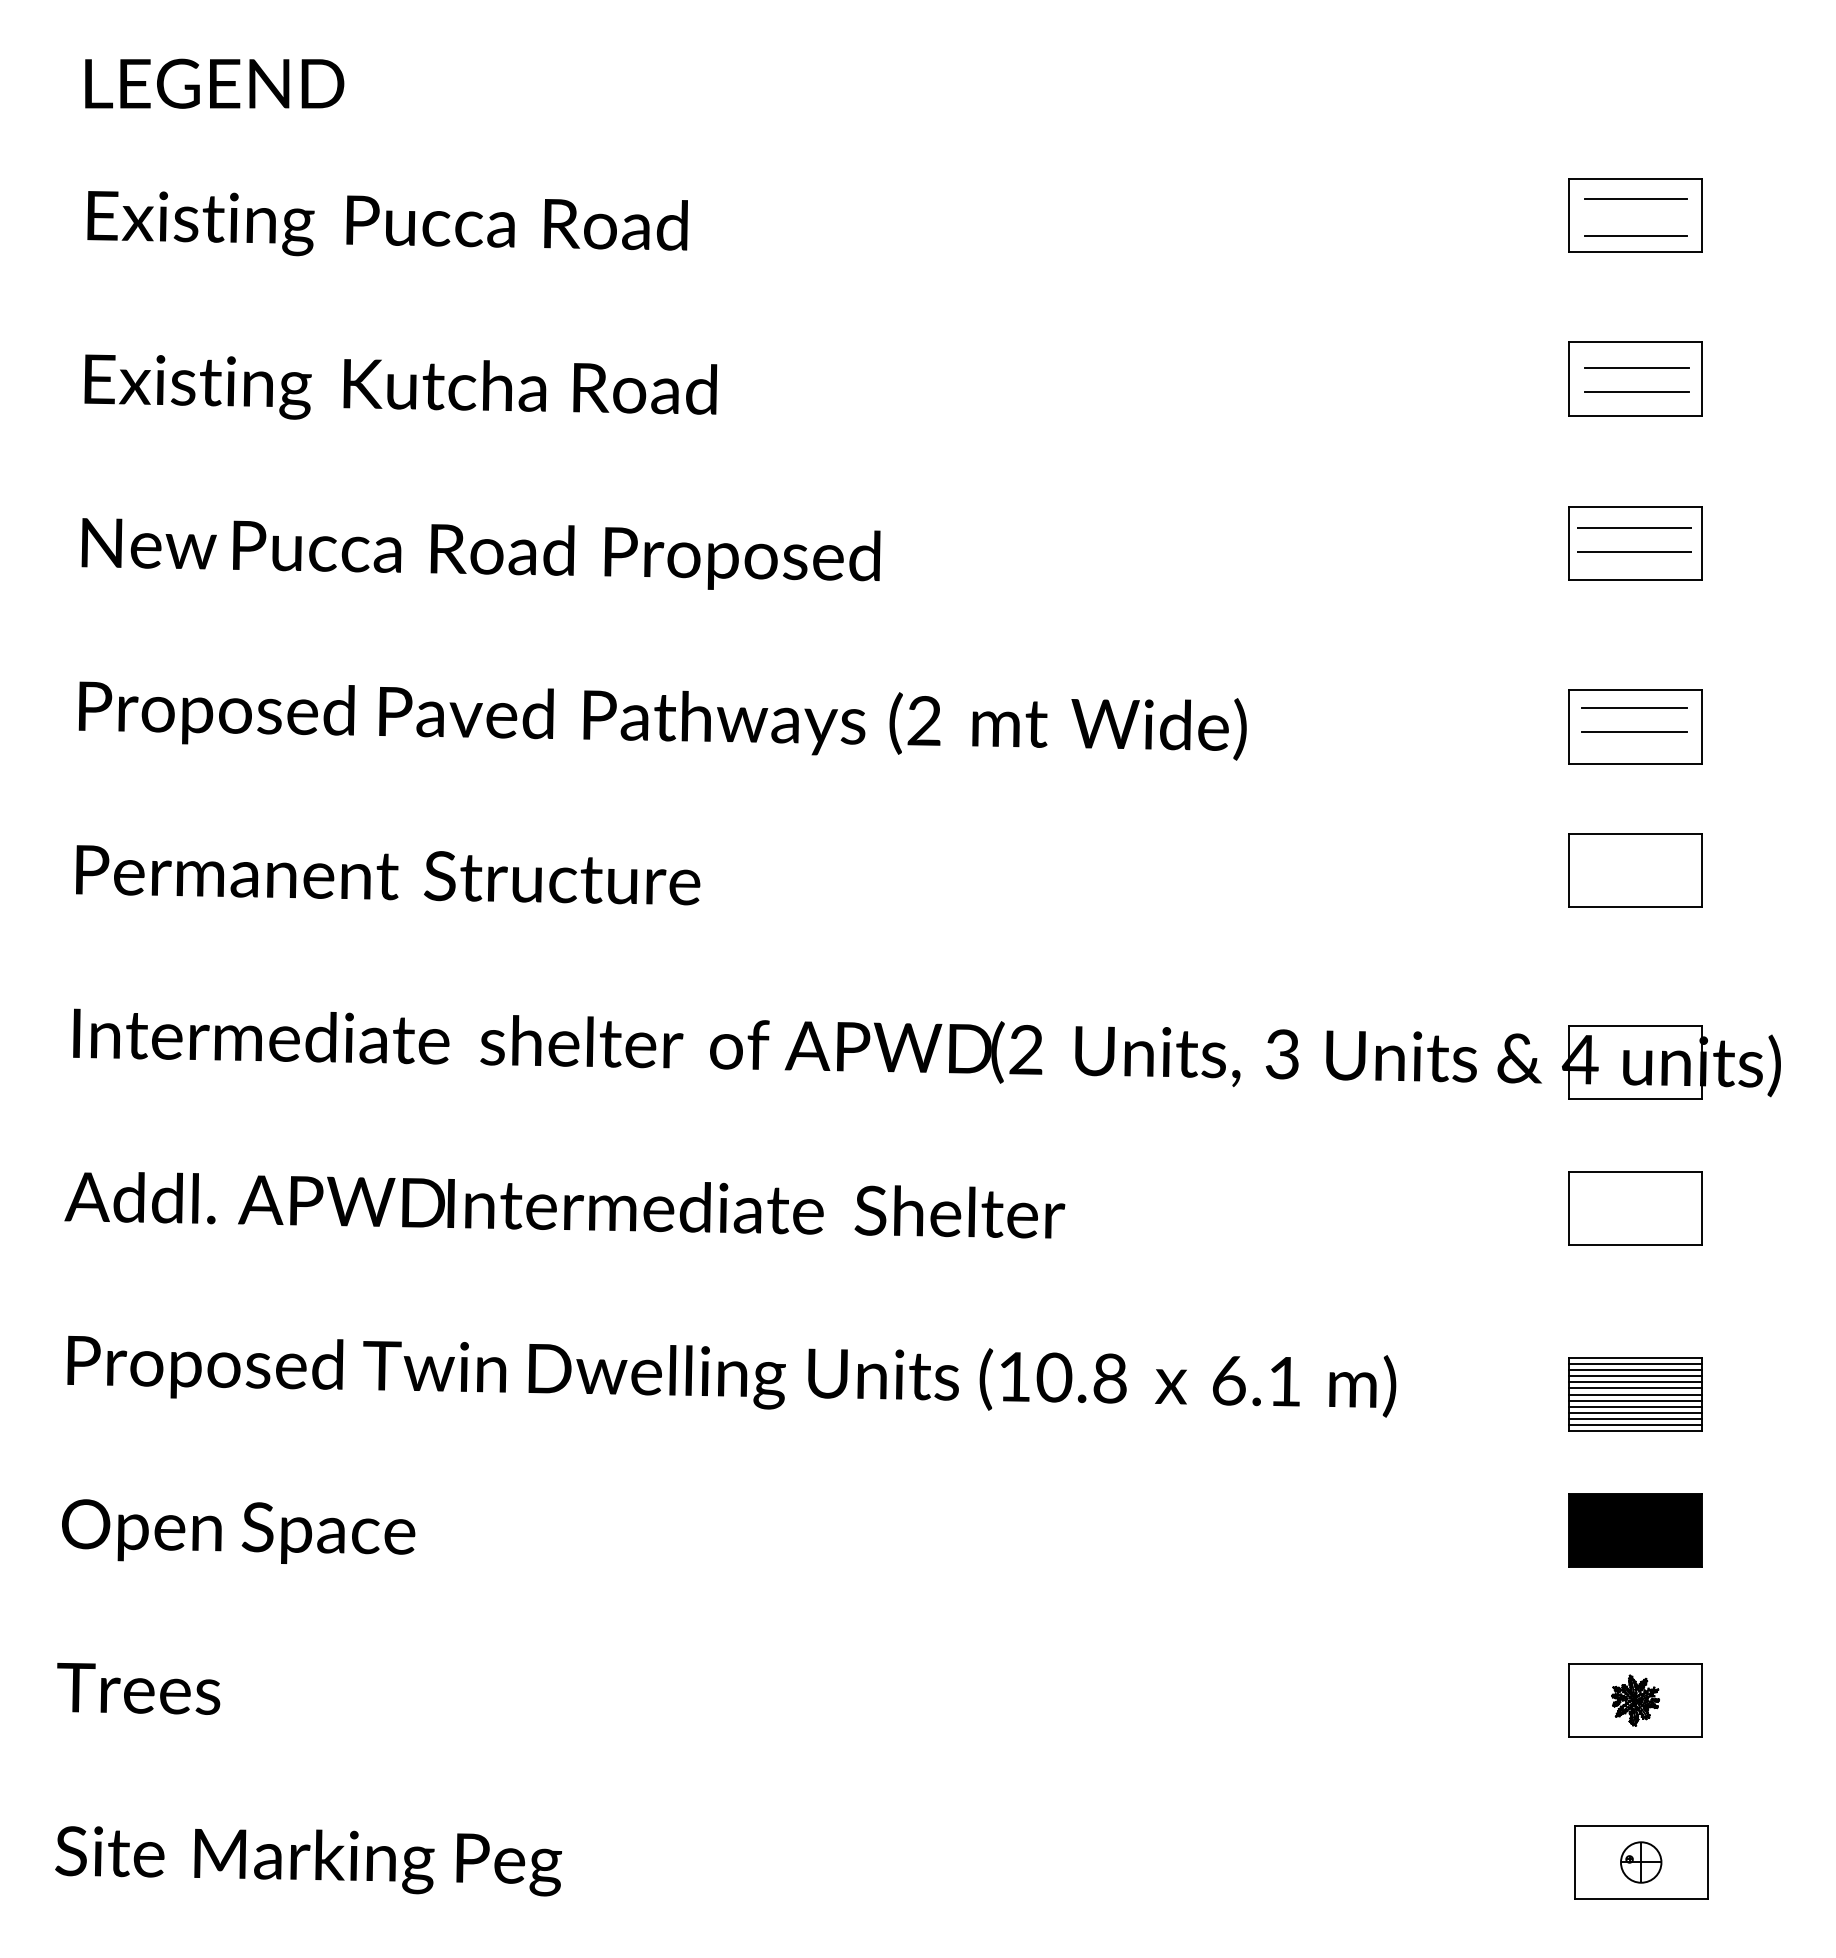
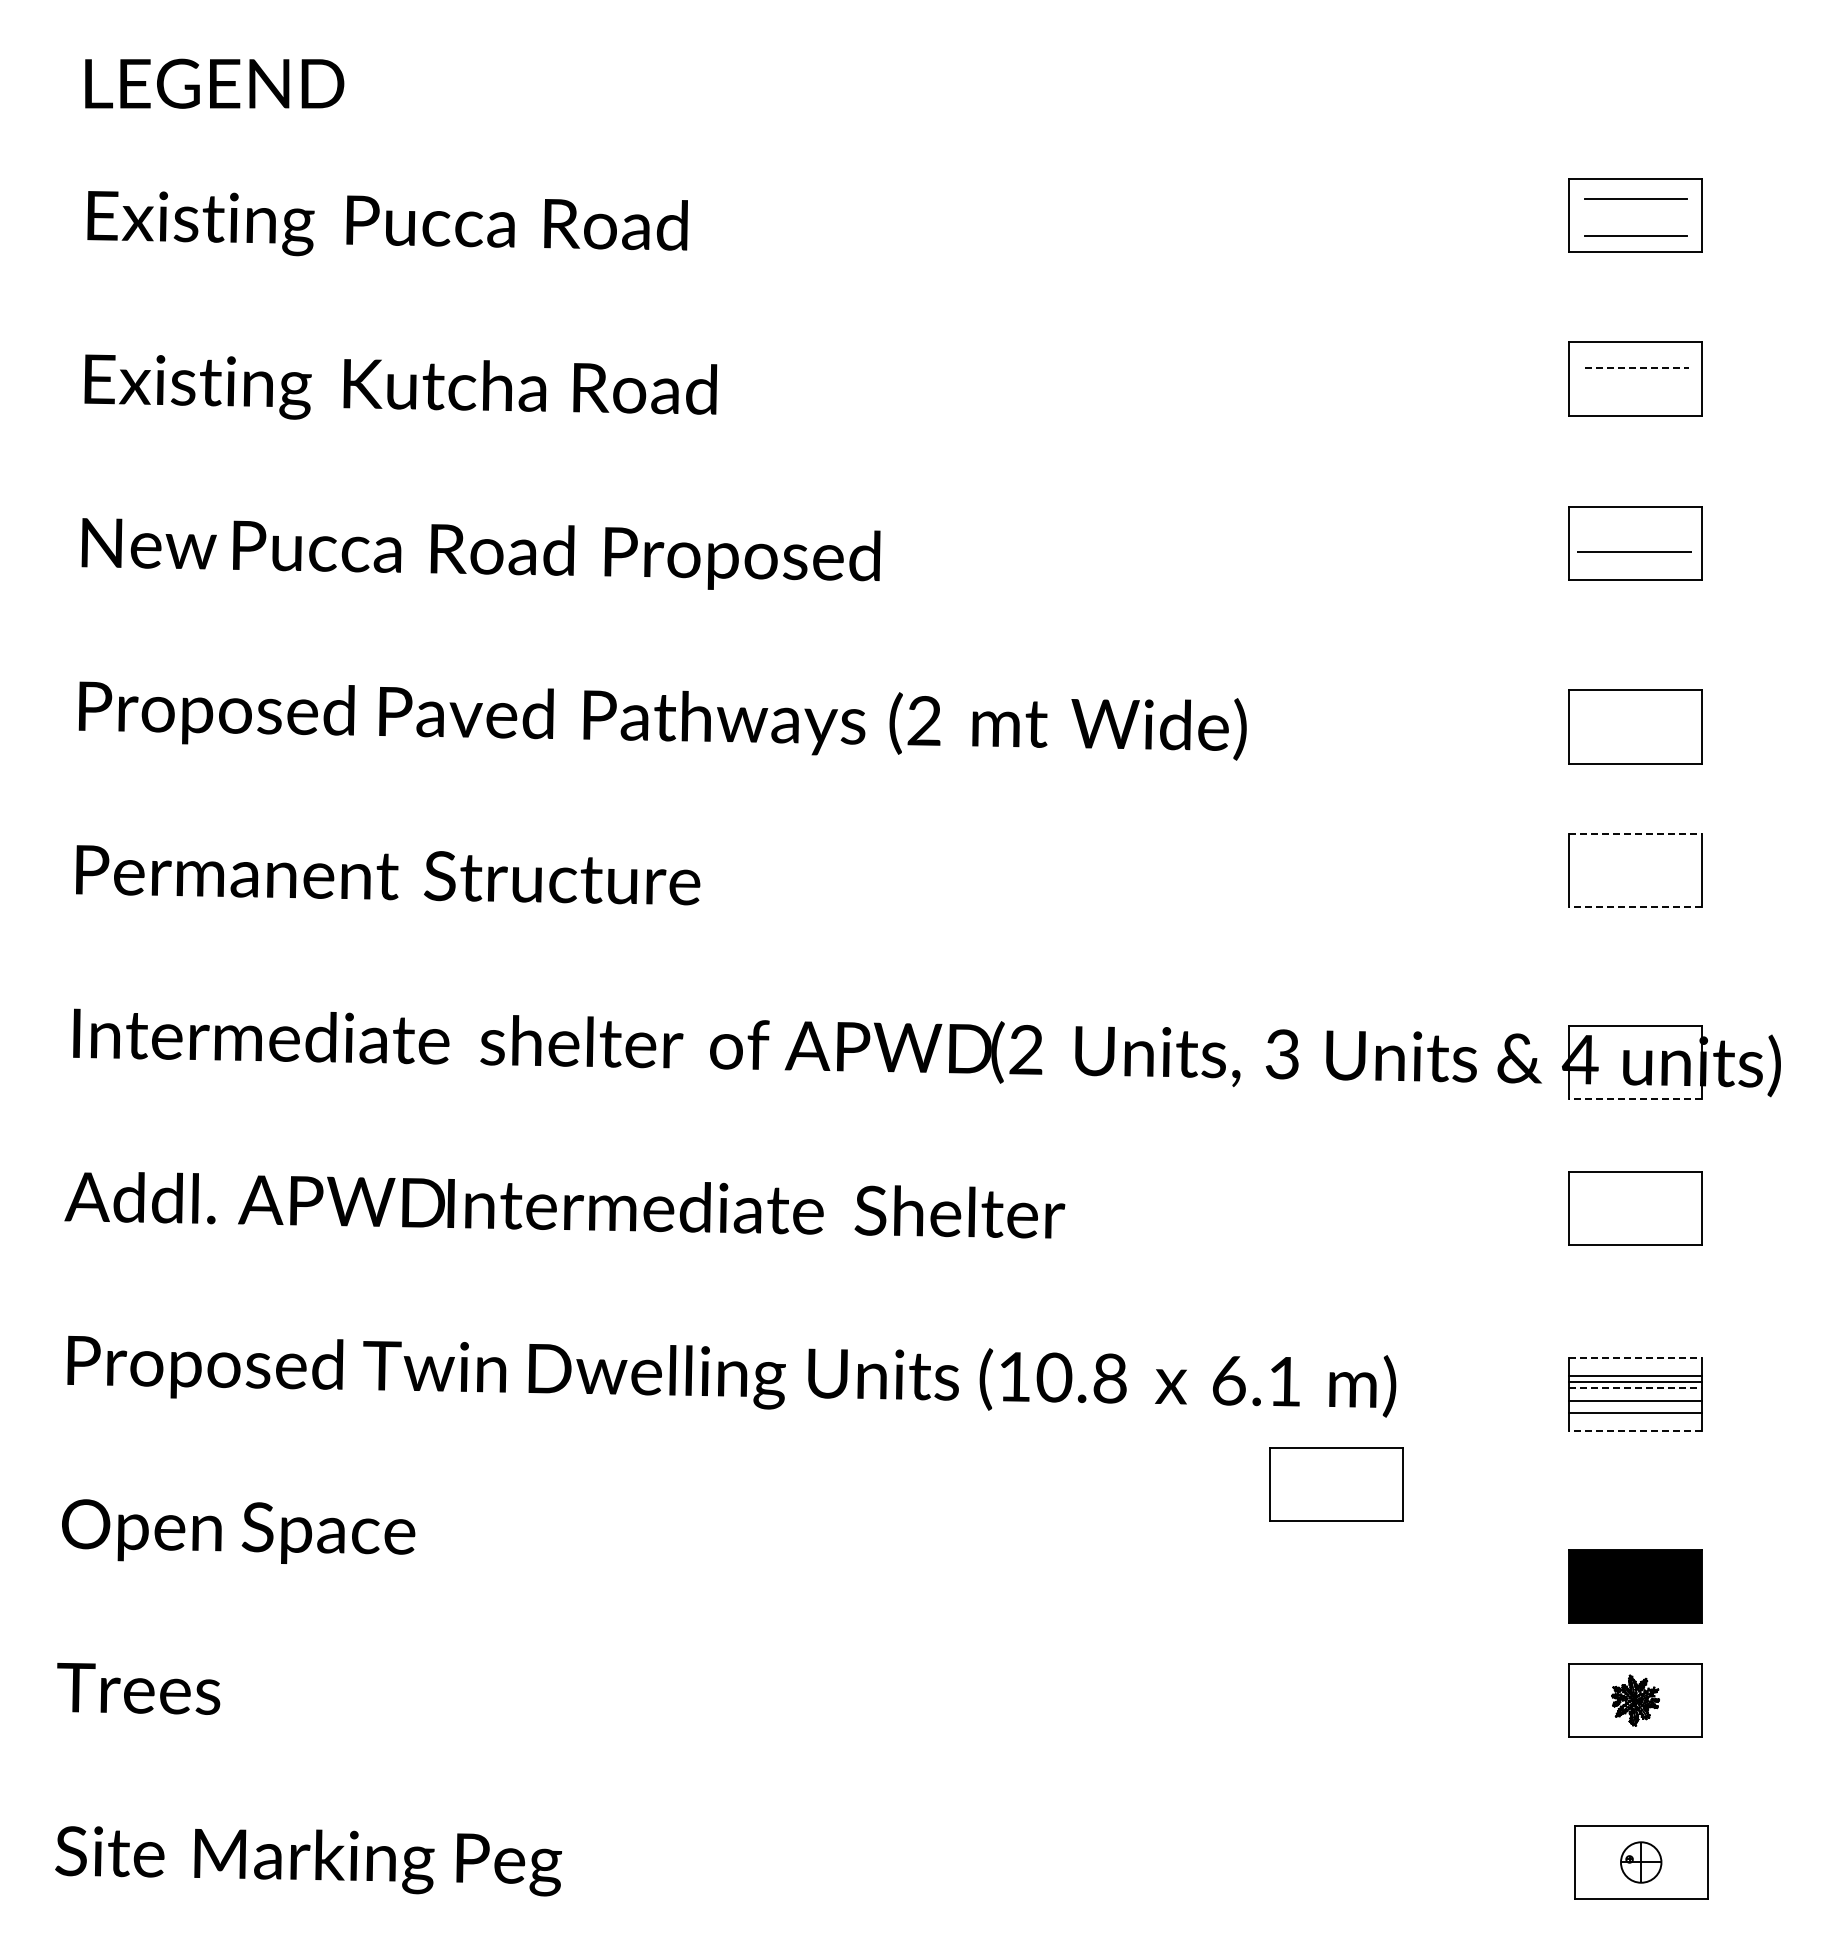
line: solid -> dashed (1637, 367)
line: present -> none (1636, 392)
line: present -> none (1634, 527)
line: present -> none (1634, 707)
line: present -> none (1634, 732)
line: solid -> dashed (1635, 833)
line: solid -> dashed (1634, 907)
line: solid -> dashed (1634, 1099)
line: solid -> dashed (1635, 1357)
line: present -> none (1634, 1363)
line: present -> none (1634, 1370)
line: solid -> dashed (1635, 1388)
line: present -> none (1634, 1394)
line: present -> none (1634, 1406)
line: present -> none (1634, 1419)
line: present -> none (1634, 1425)
line: solid -> dashed (1634, 1431)
part: none -> present (1336, 1484)
part position: (1635, 1530) -> (1635, 1586) (1635, 1586)
